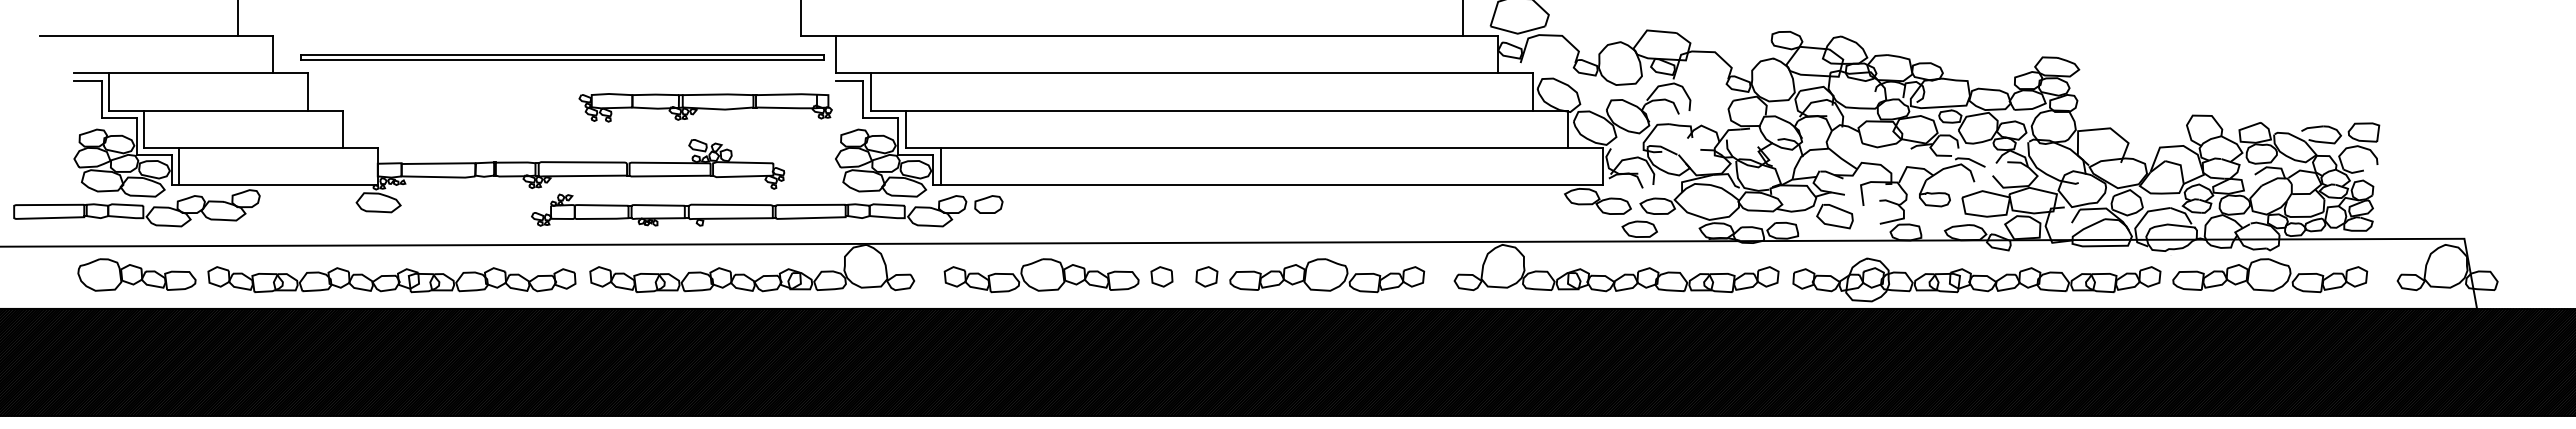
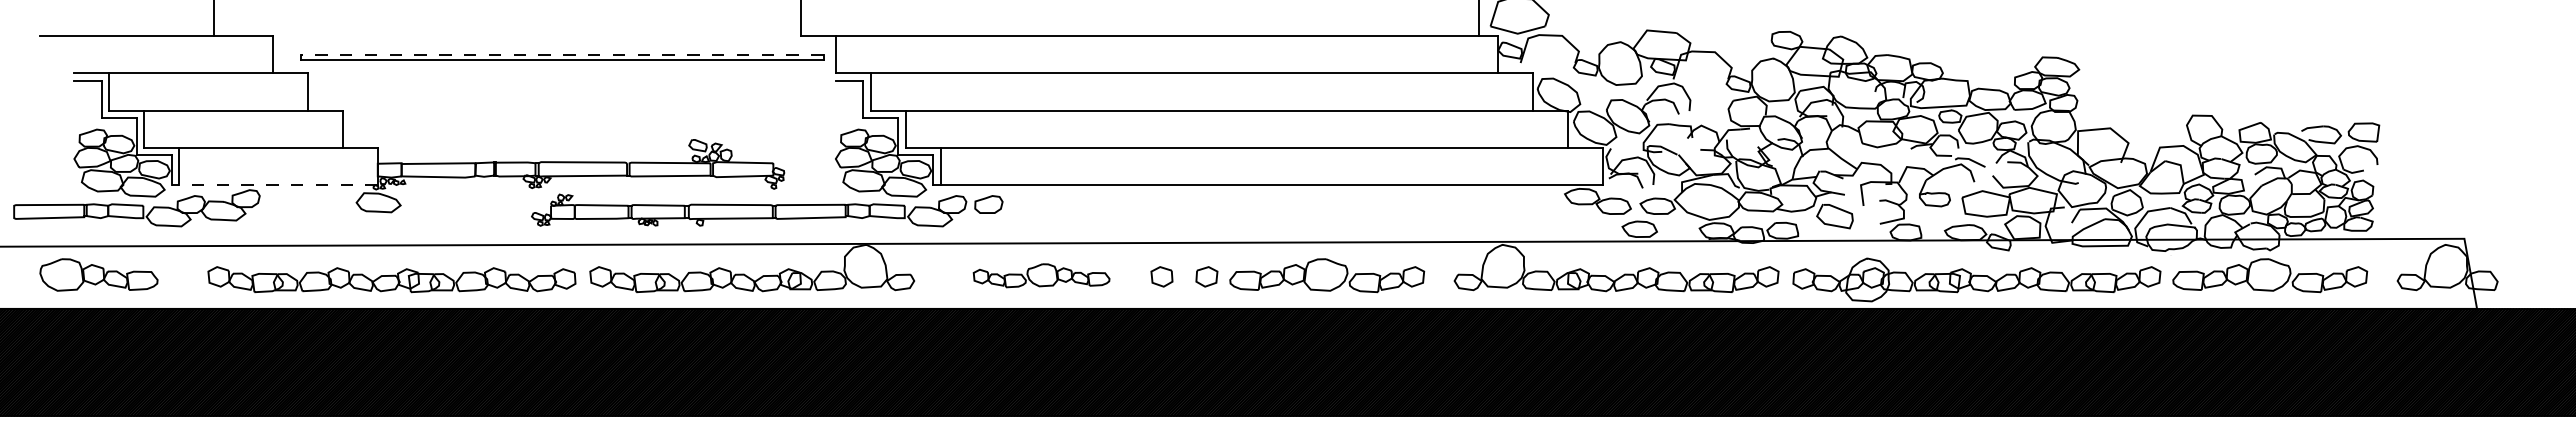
line position: (238, 19) -> (214, 19) (214, 19)
line position: (1463, 19) -> (1479, 19) (1479, 19)
line: solid -> dashed (561, 54)
part: present -> none (705, 107)
line: solid -> dashed (274, 185)
part position: (136, 274) -> (98, 274) (98, 274)
part size: 197x36 px -> 139x26 px (1041, 275)
